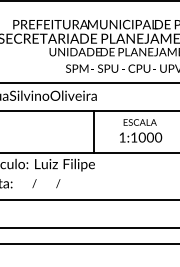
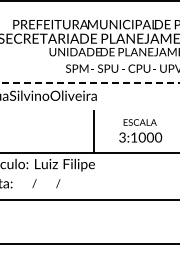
line: solid -> dashed (89, 83)
line: present -> none (89, 110)
text: 1:1000 -> 3:1000 (122, 137)
line: present -> none (89, 227)
